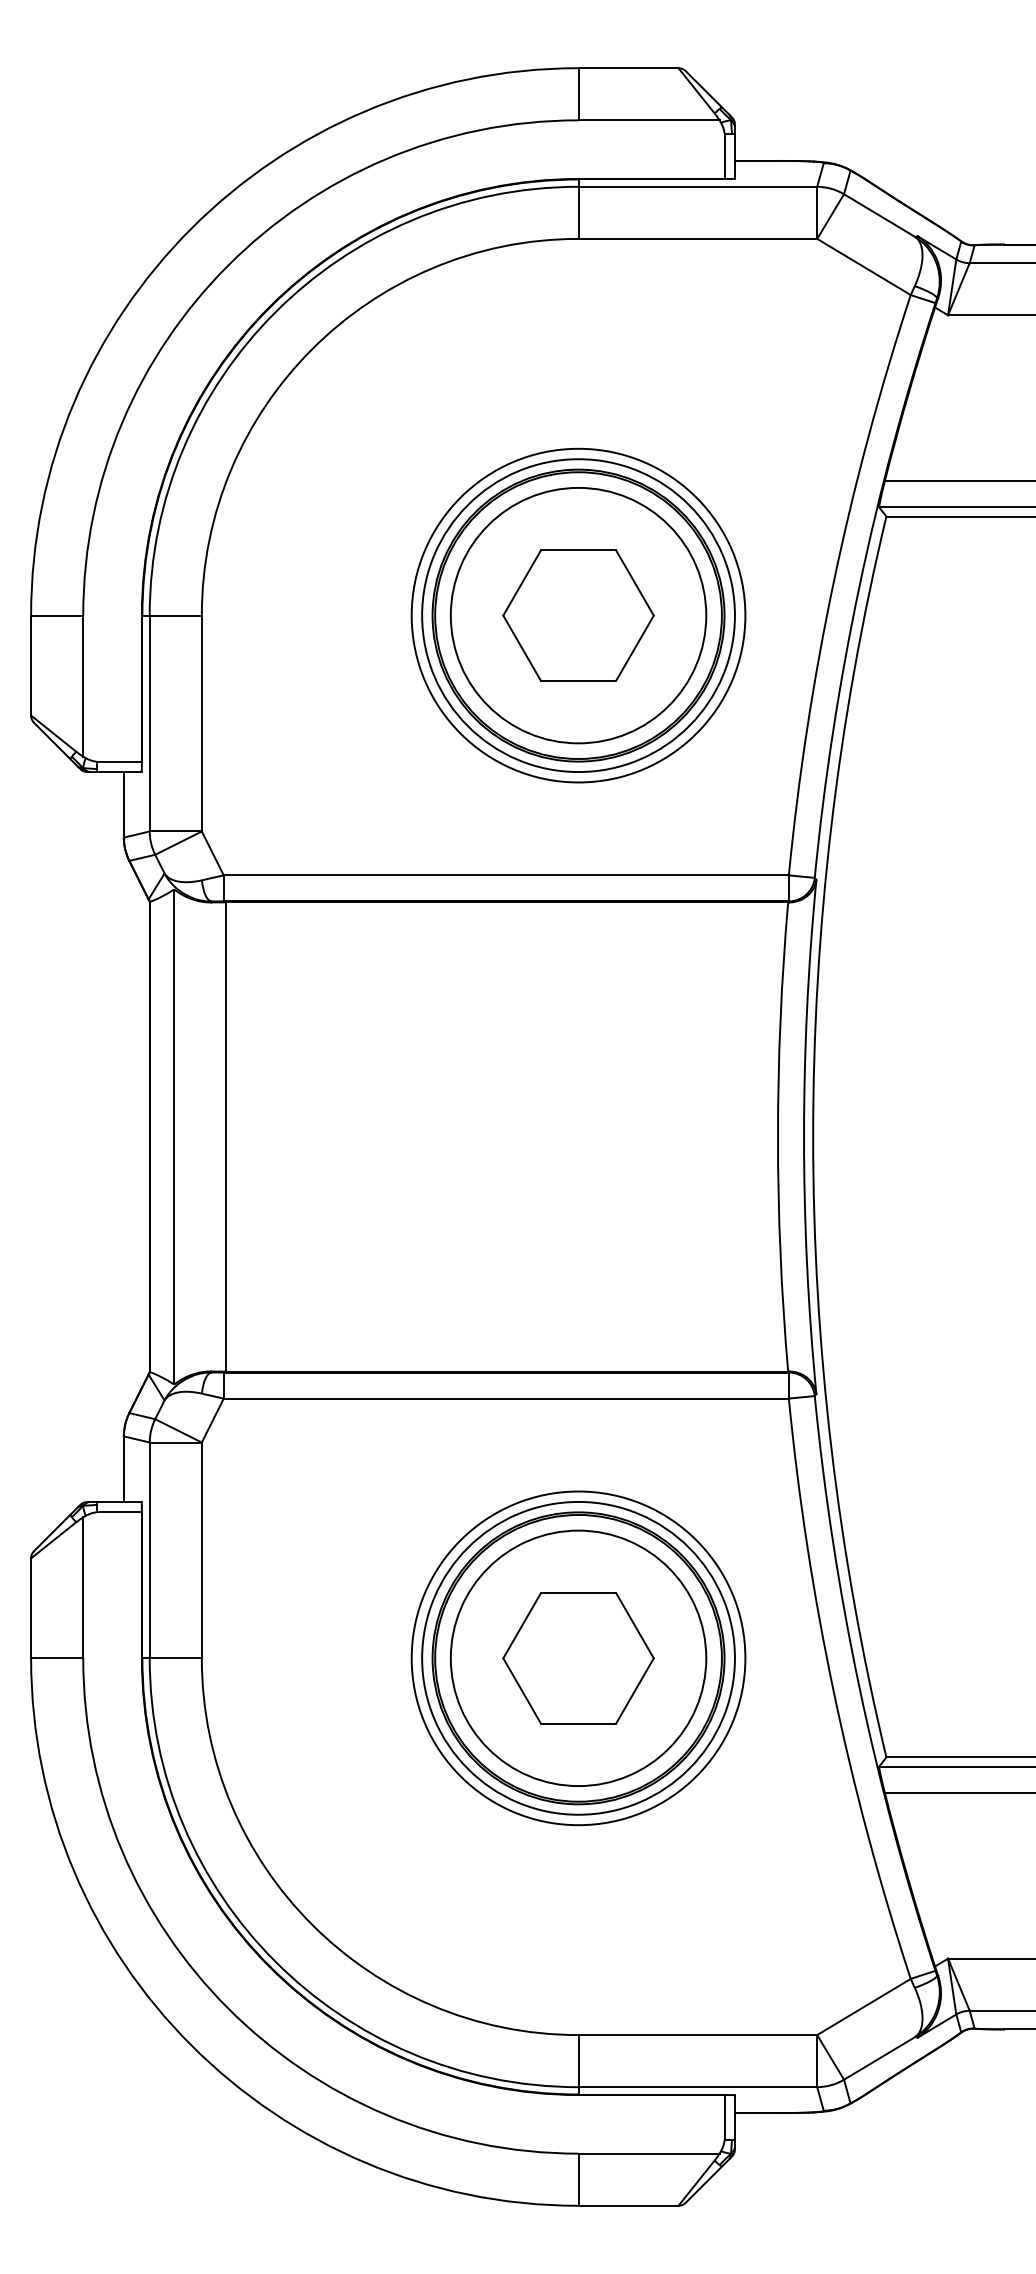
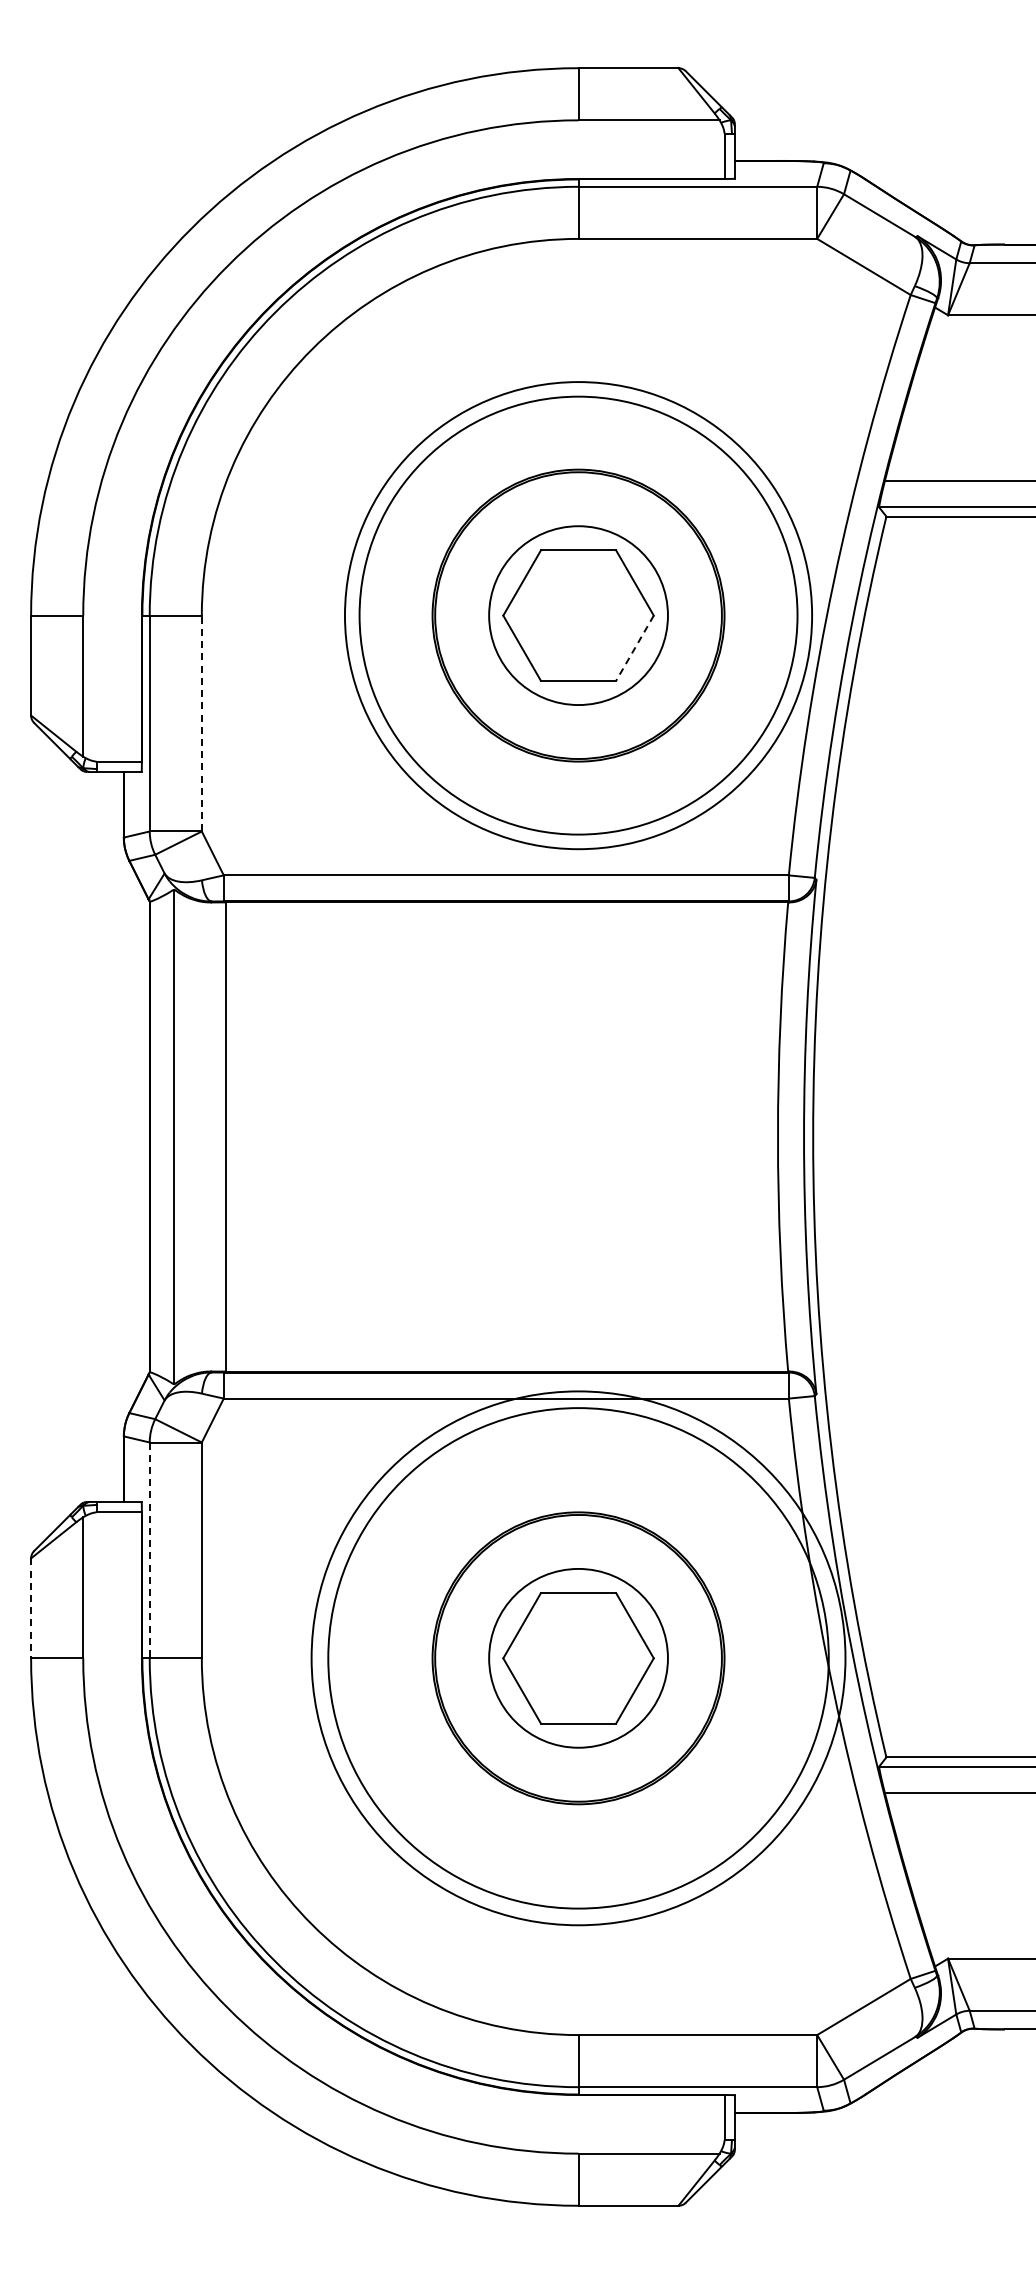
circle diameter: 255 px -> 179 px (578, 615)
circle diameter: 313 px -> 438 px (578, 615)
circle diameter: 334 px -> 467 px (578, 615)
line: solid -> dashed (634, 648)
line: solid -> dashed (201, 723)
line: solid -> dashed (149, 1550)
line: solid -> dashed (31, 1608)
circle diameter: 313 px -> 501 px (578, 1658)
circle diameter: 255 px -> 179 px (578, 1657)
circle diameter: 334 px -> 534 px (578, 1658)
